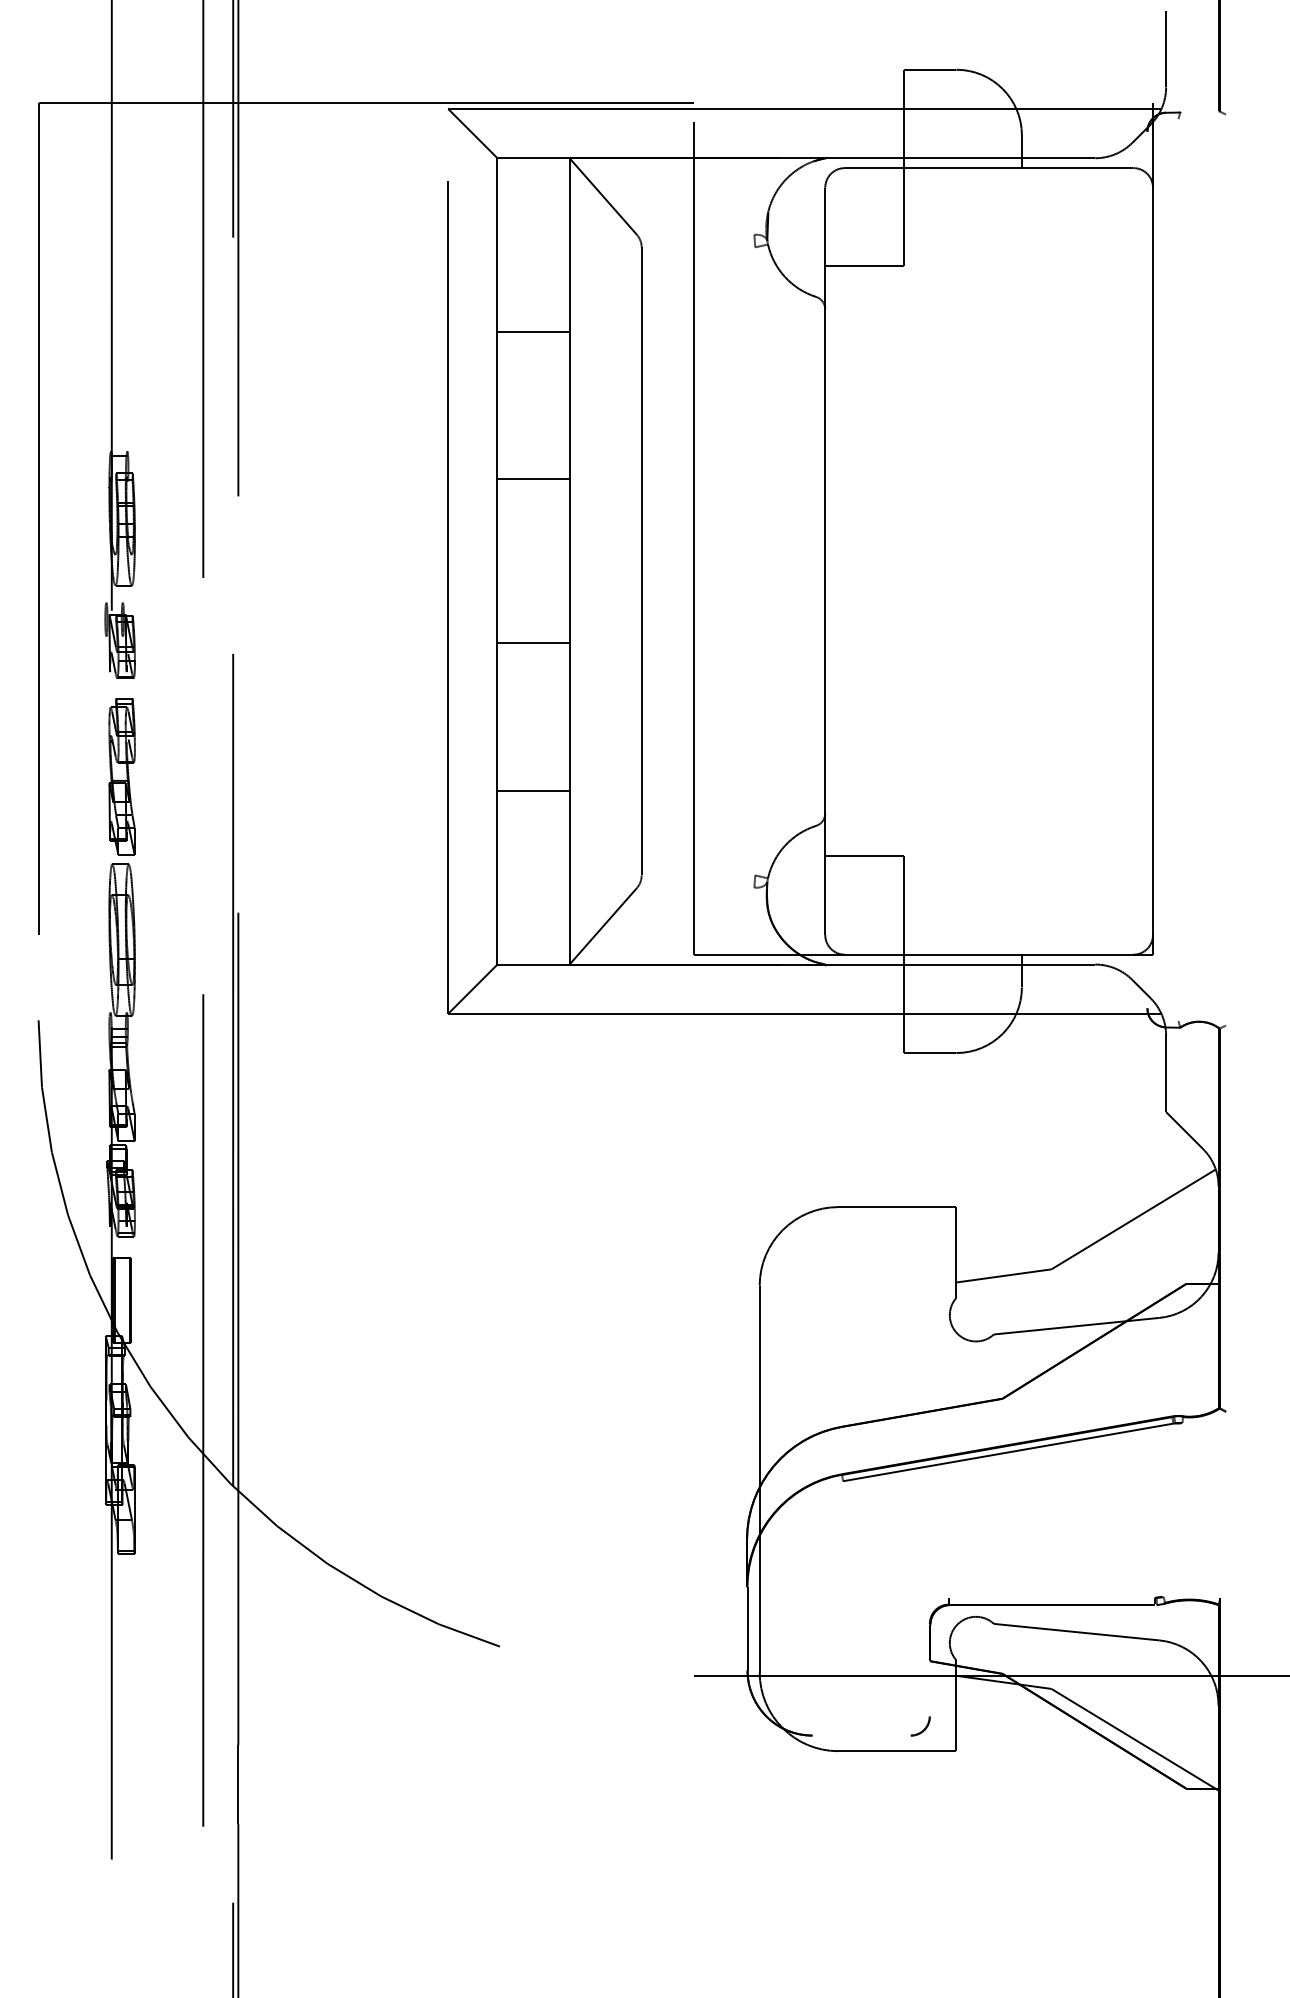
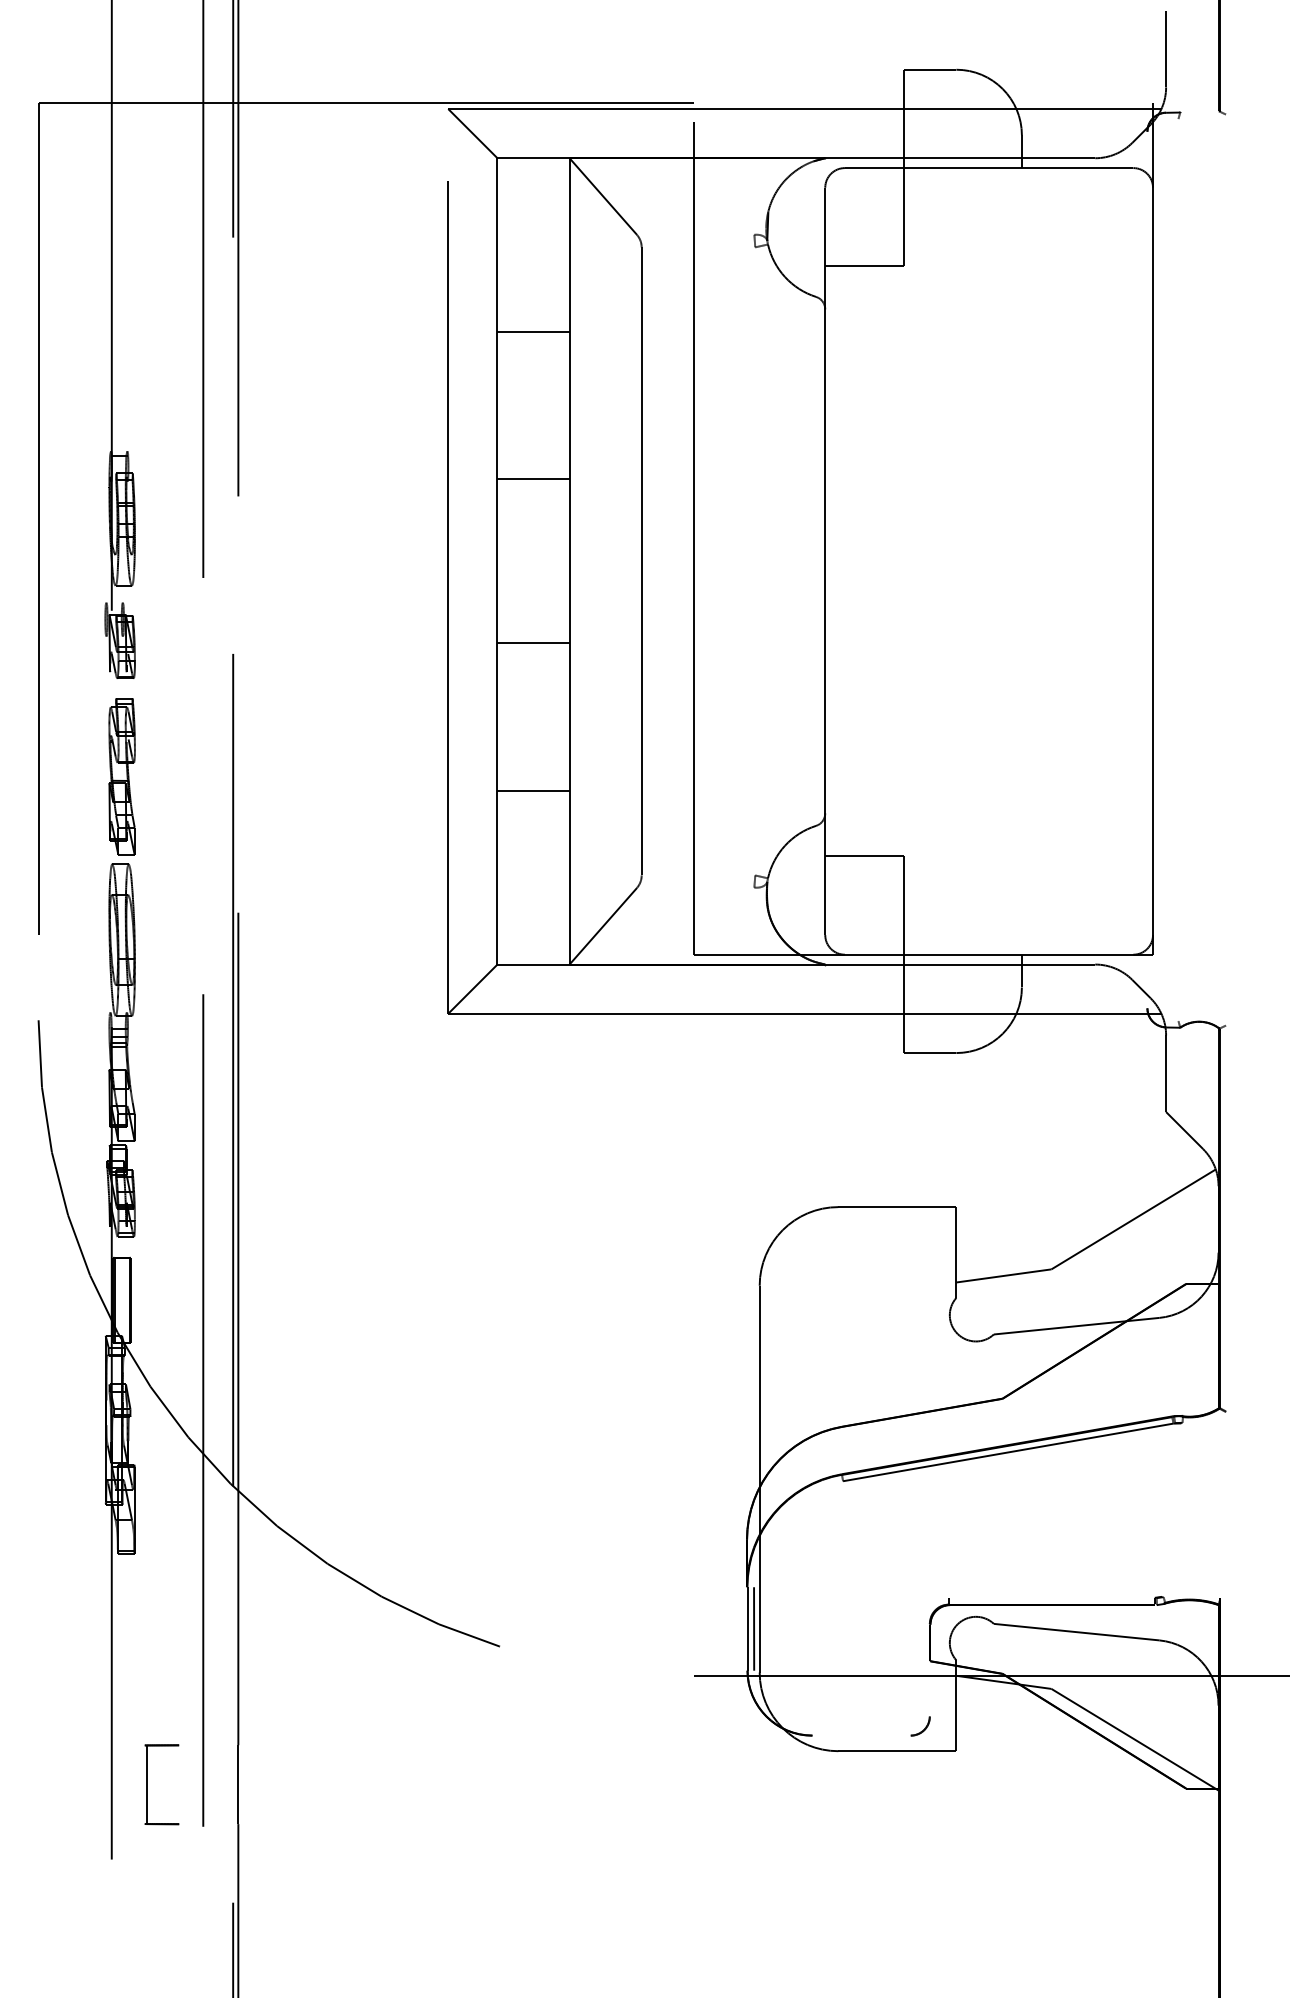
line: none -> present (754, 1628)
part: none -> present (147, 1784)
